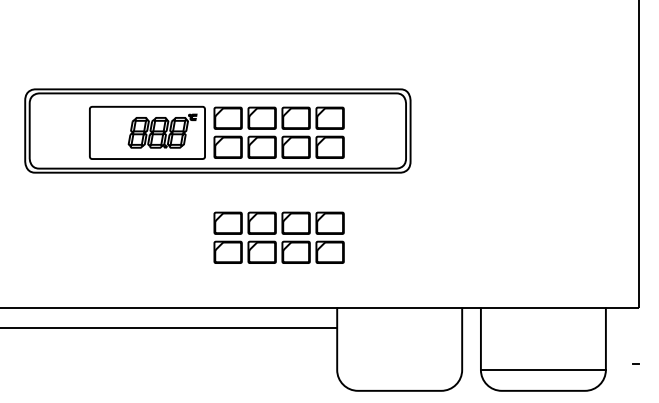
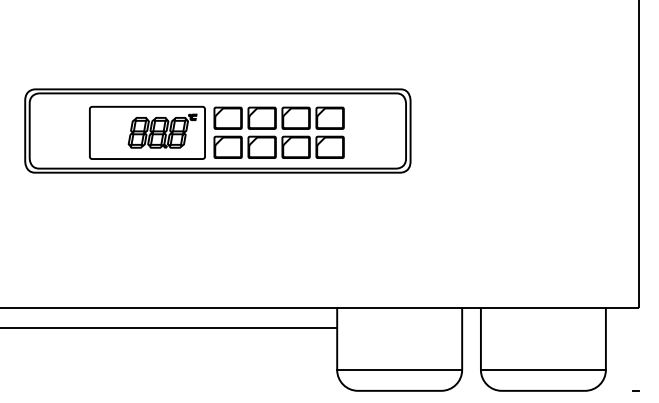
part: present -> none (278, 237)
line position: (635, 363) -> (635, 390) (635, 390)
line: none -> present (399, 369)
